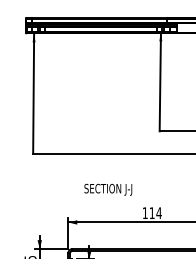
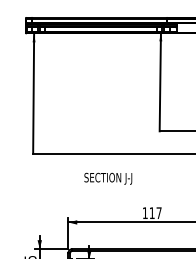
text position: (108, 189) -> (108, 178) (108, 178)
text: 114 -> 117 (158, 212)
